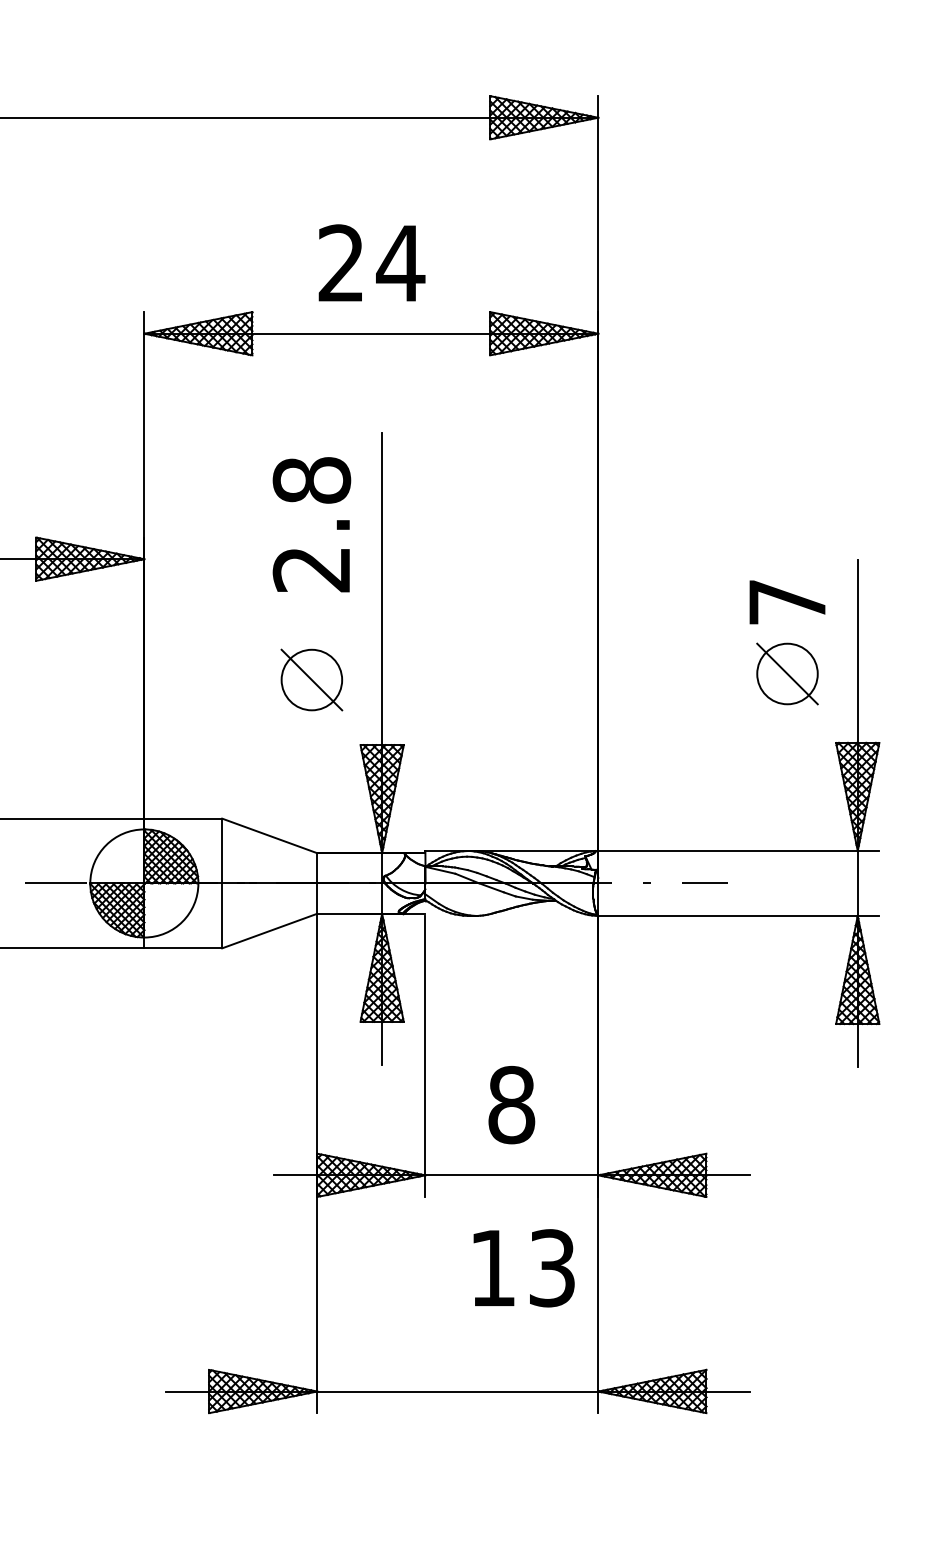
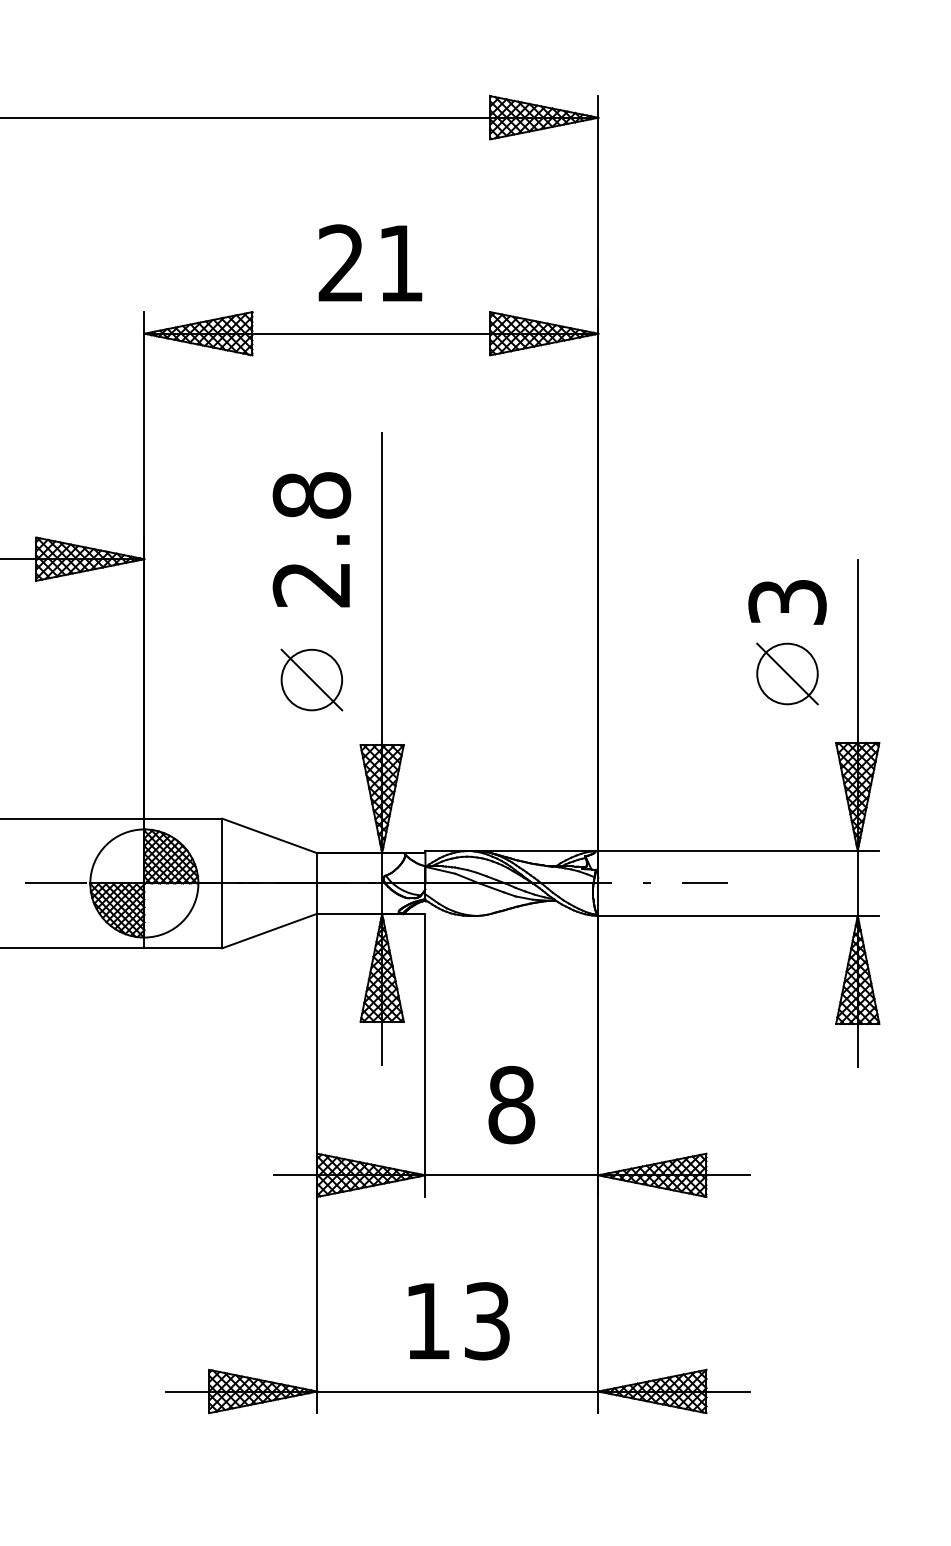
text: 24 -> 21 (400, 263)
text position: (311, 524) -> (311, 539) (311, 539)
text: 7 -> 3 (787, 602)
text position: (523, 1268) -> (458, 1321) (458, 1321)
